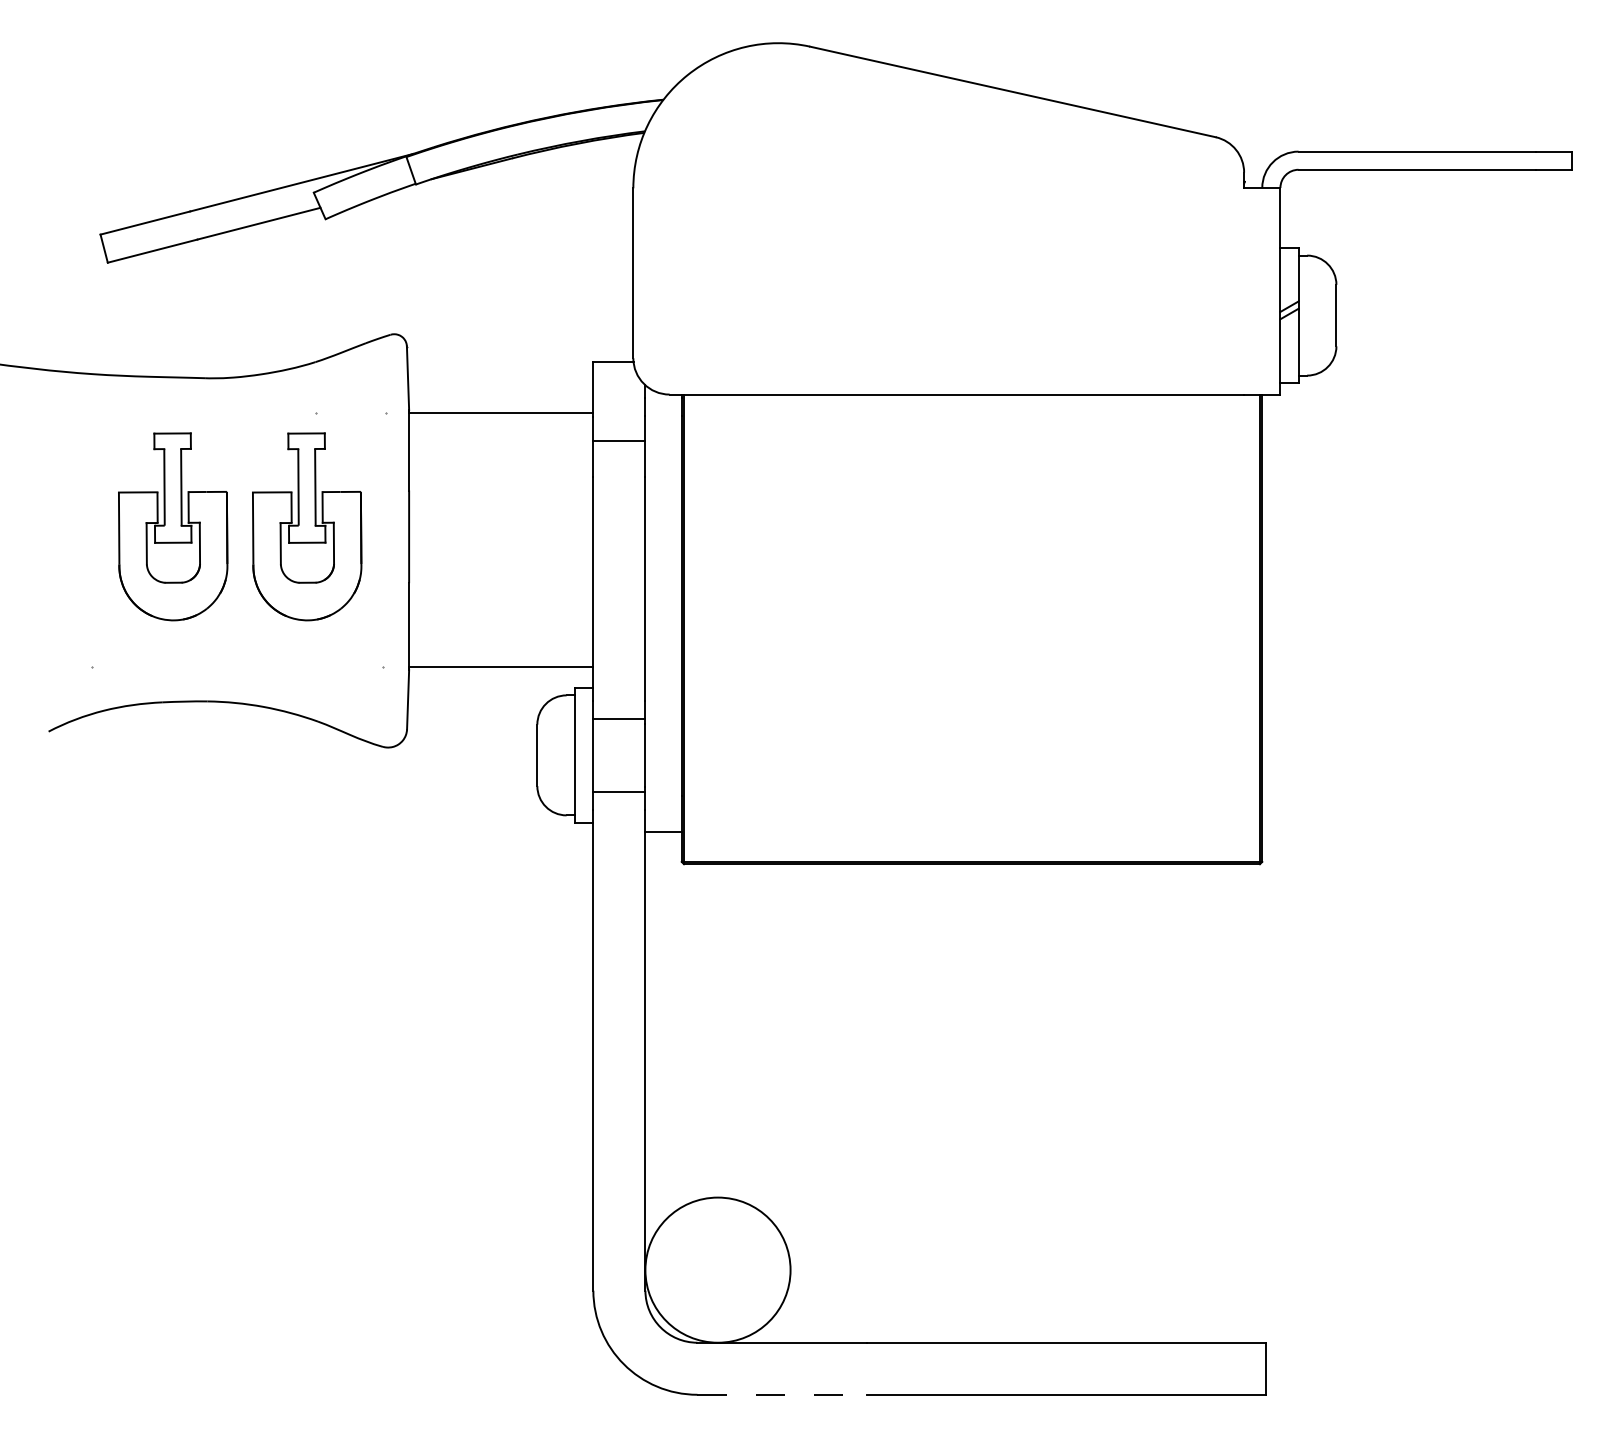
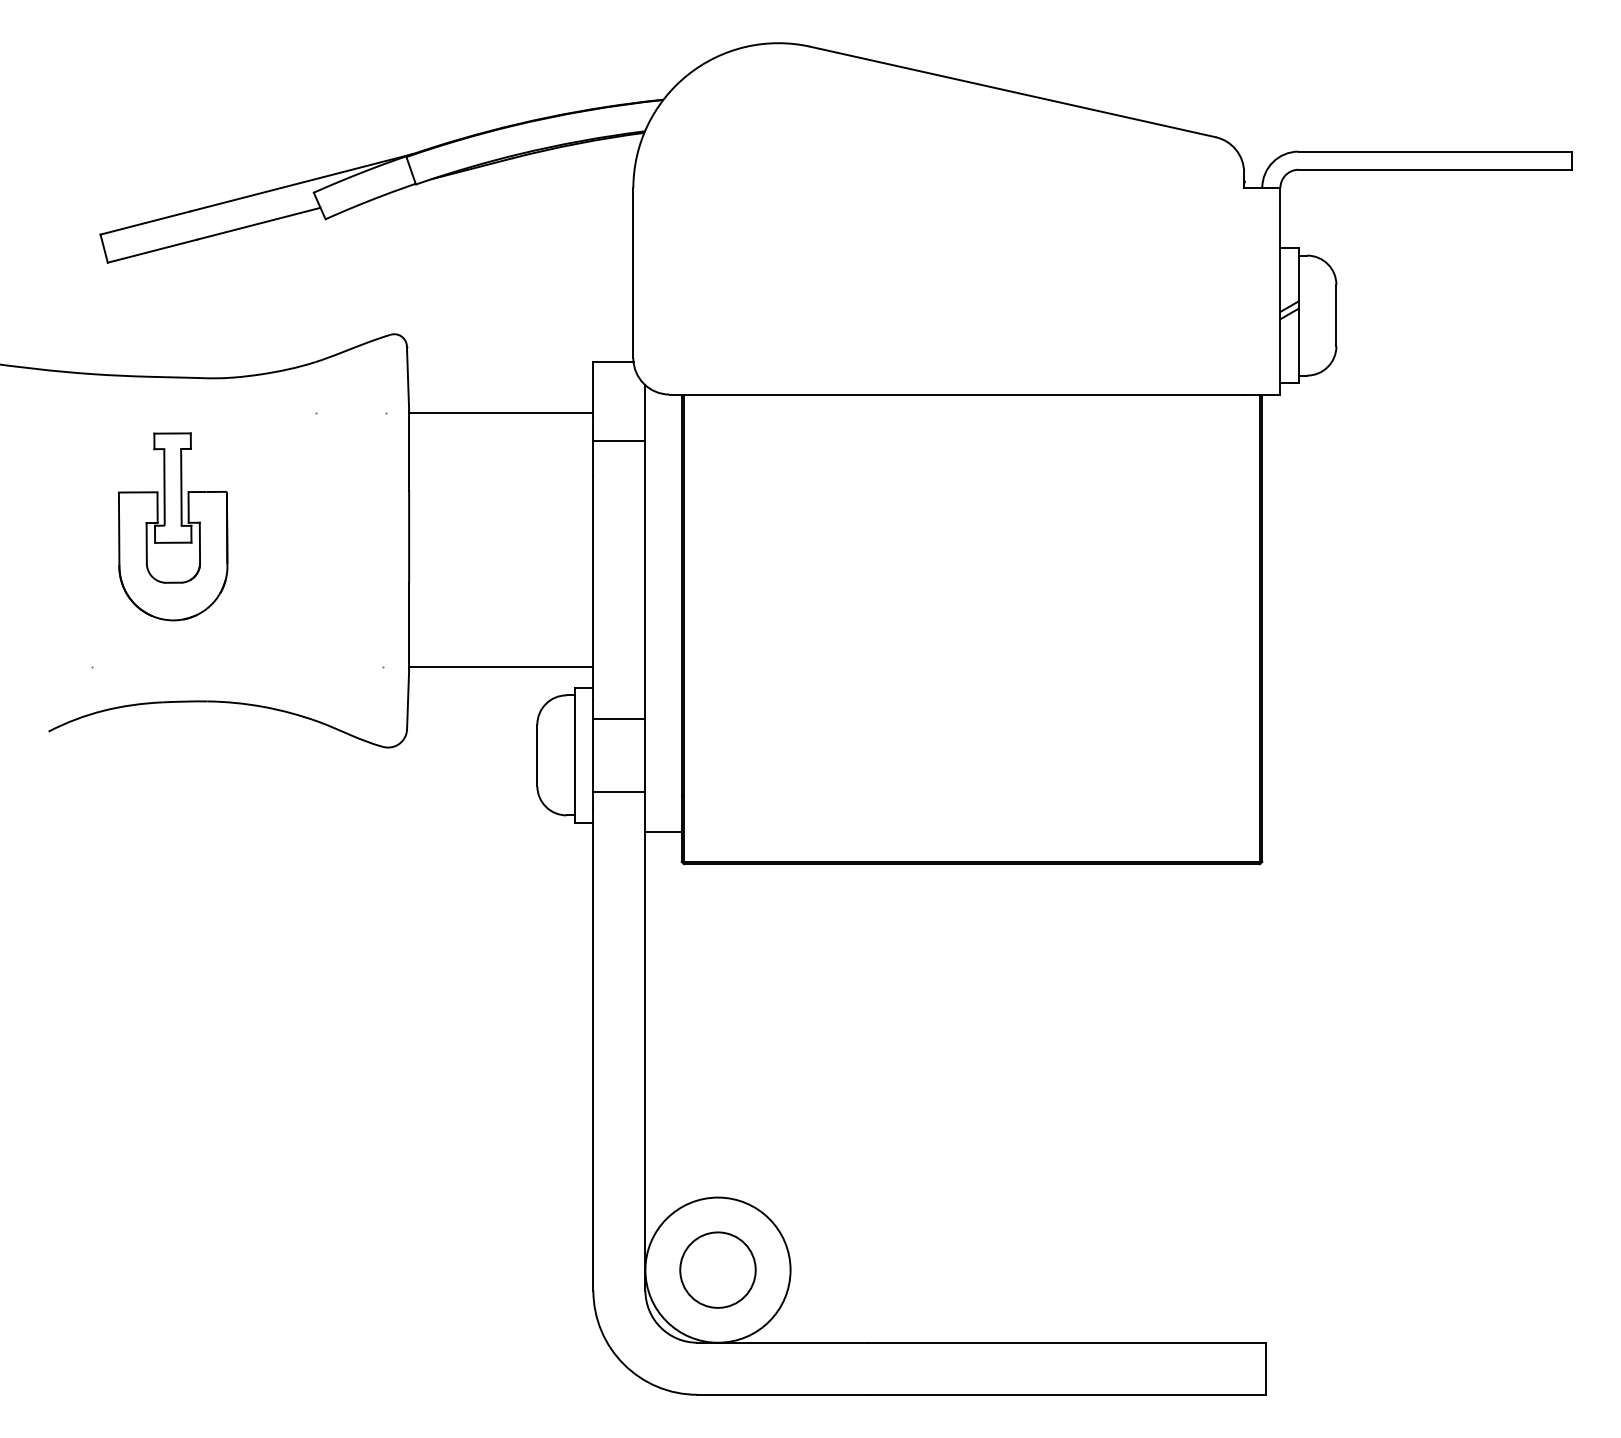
part: present -> none (307, 526)
circle: none -> present (717, 1269)
line: dashed -> solid (782, 1394)
